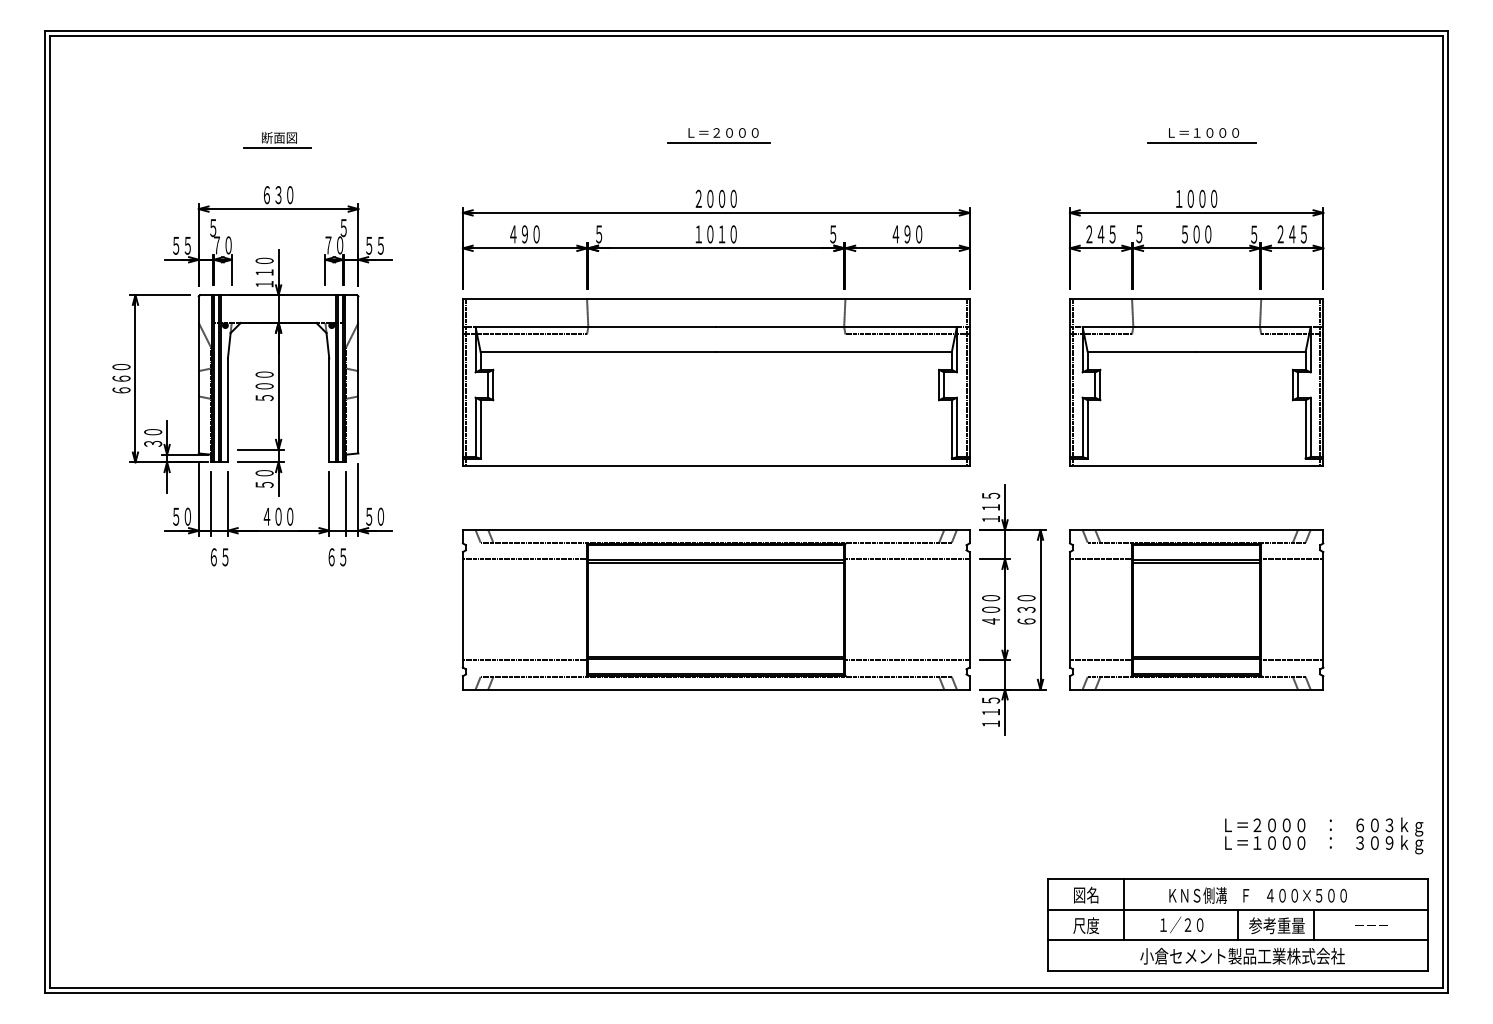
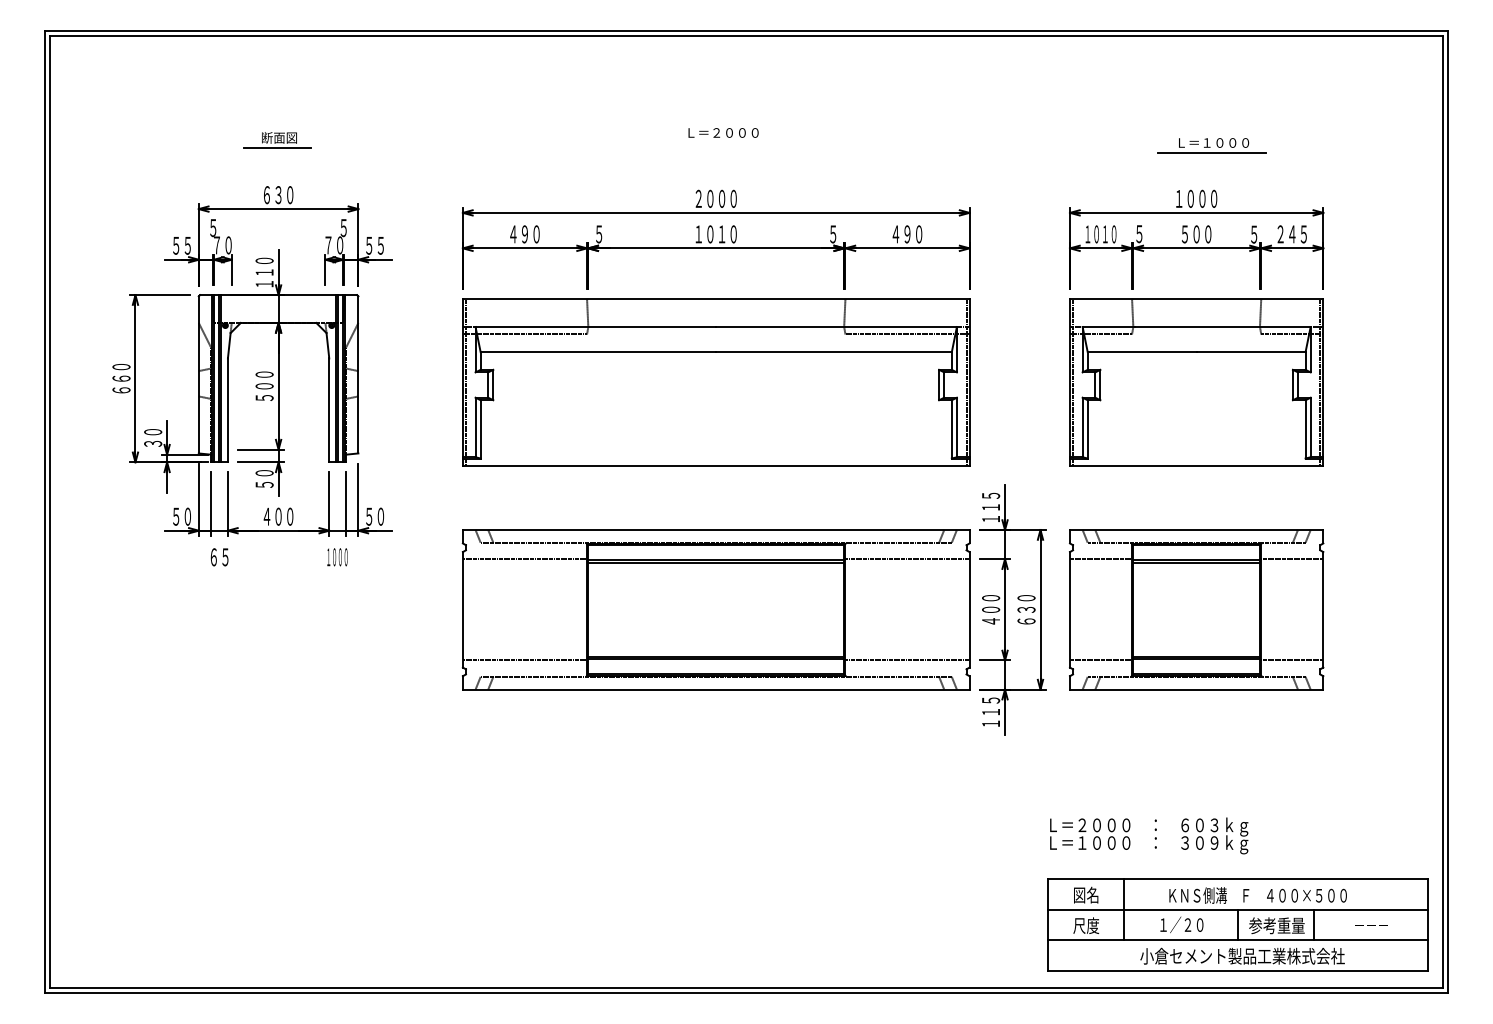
part position: (1201, 135) -> (1211, 145) (1211, 145)
line: present -> none (718, 143)
text: ２４５ -> １０１０ (1100, 234)
text: ６５ -> １０００ (337, 557)
text position: (1324, 835) -> (1149, 835) (1149, 835)
